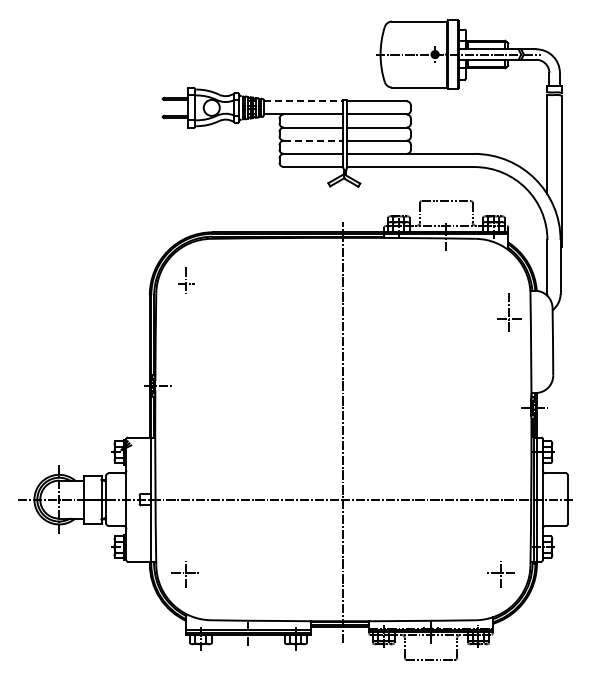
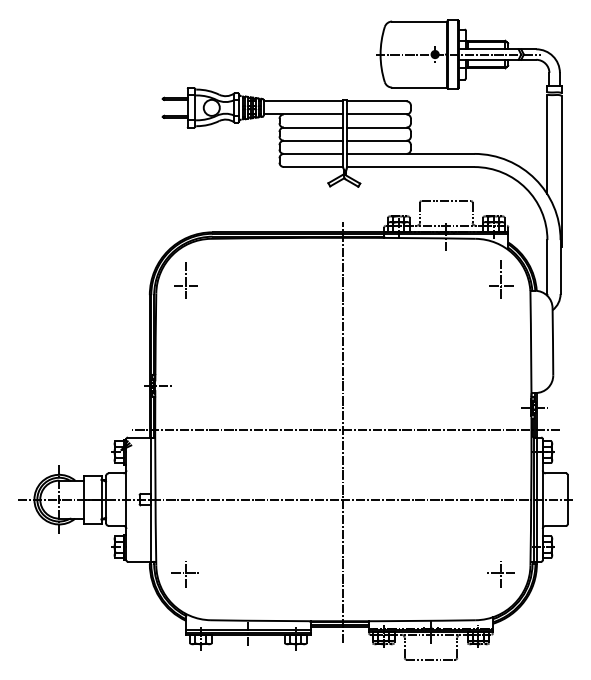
line: dashed -> solid (303, 101)
line: dashed -> solid (313, 140)
part size: 17x27 px -> 24x37 px (185, 280)
part position: (509, 312) -> (501, 279) (501, 279)
line: none -> present (345, 429)
